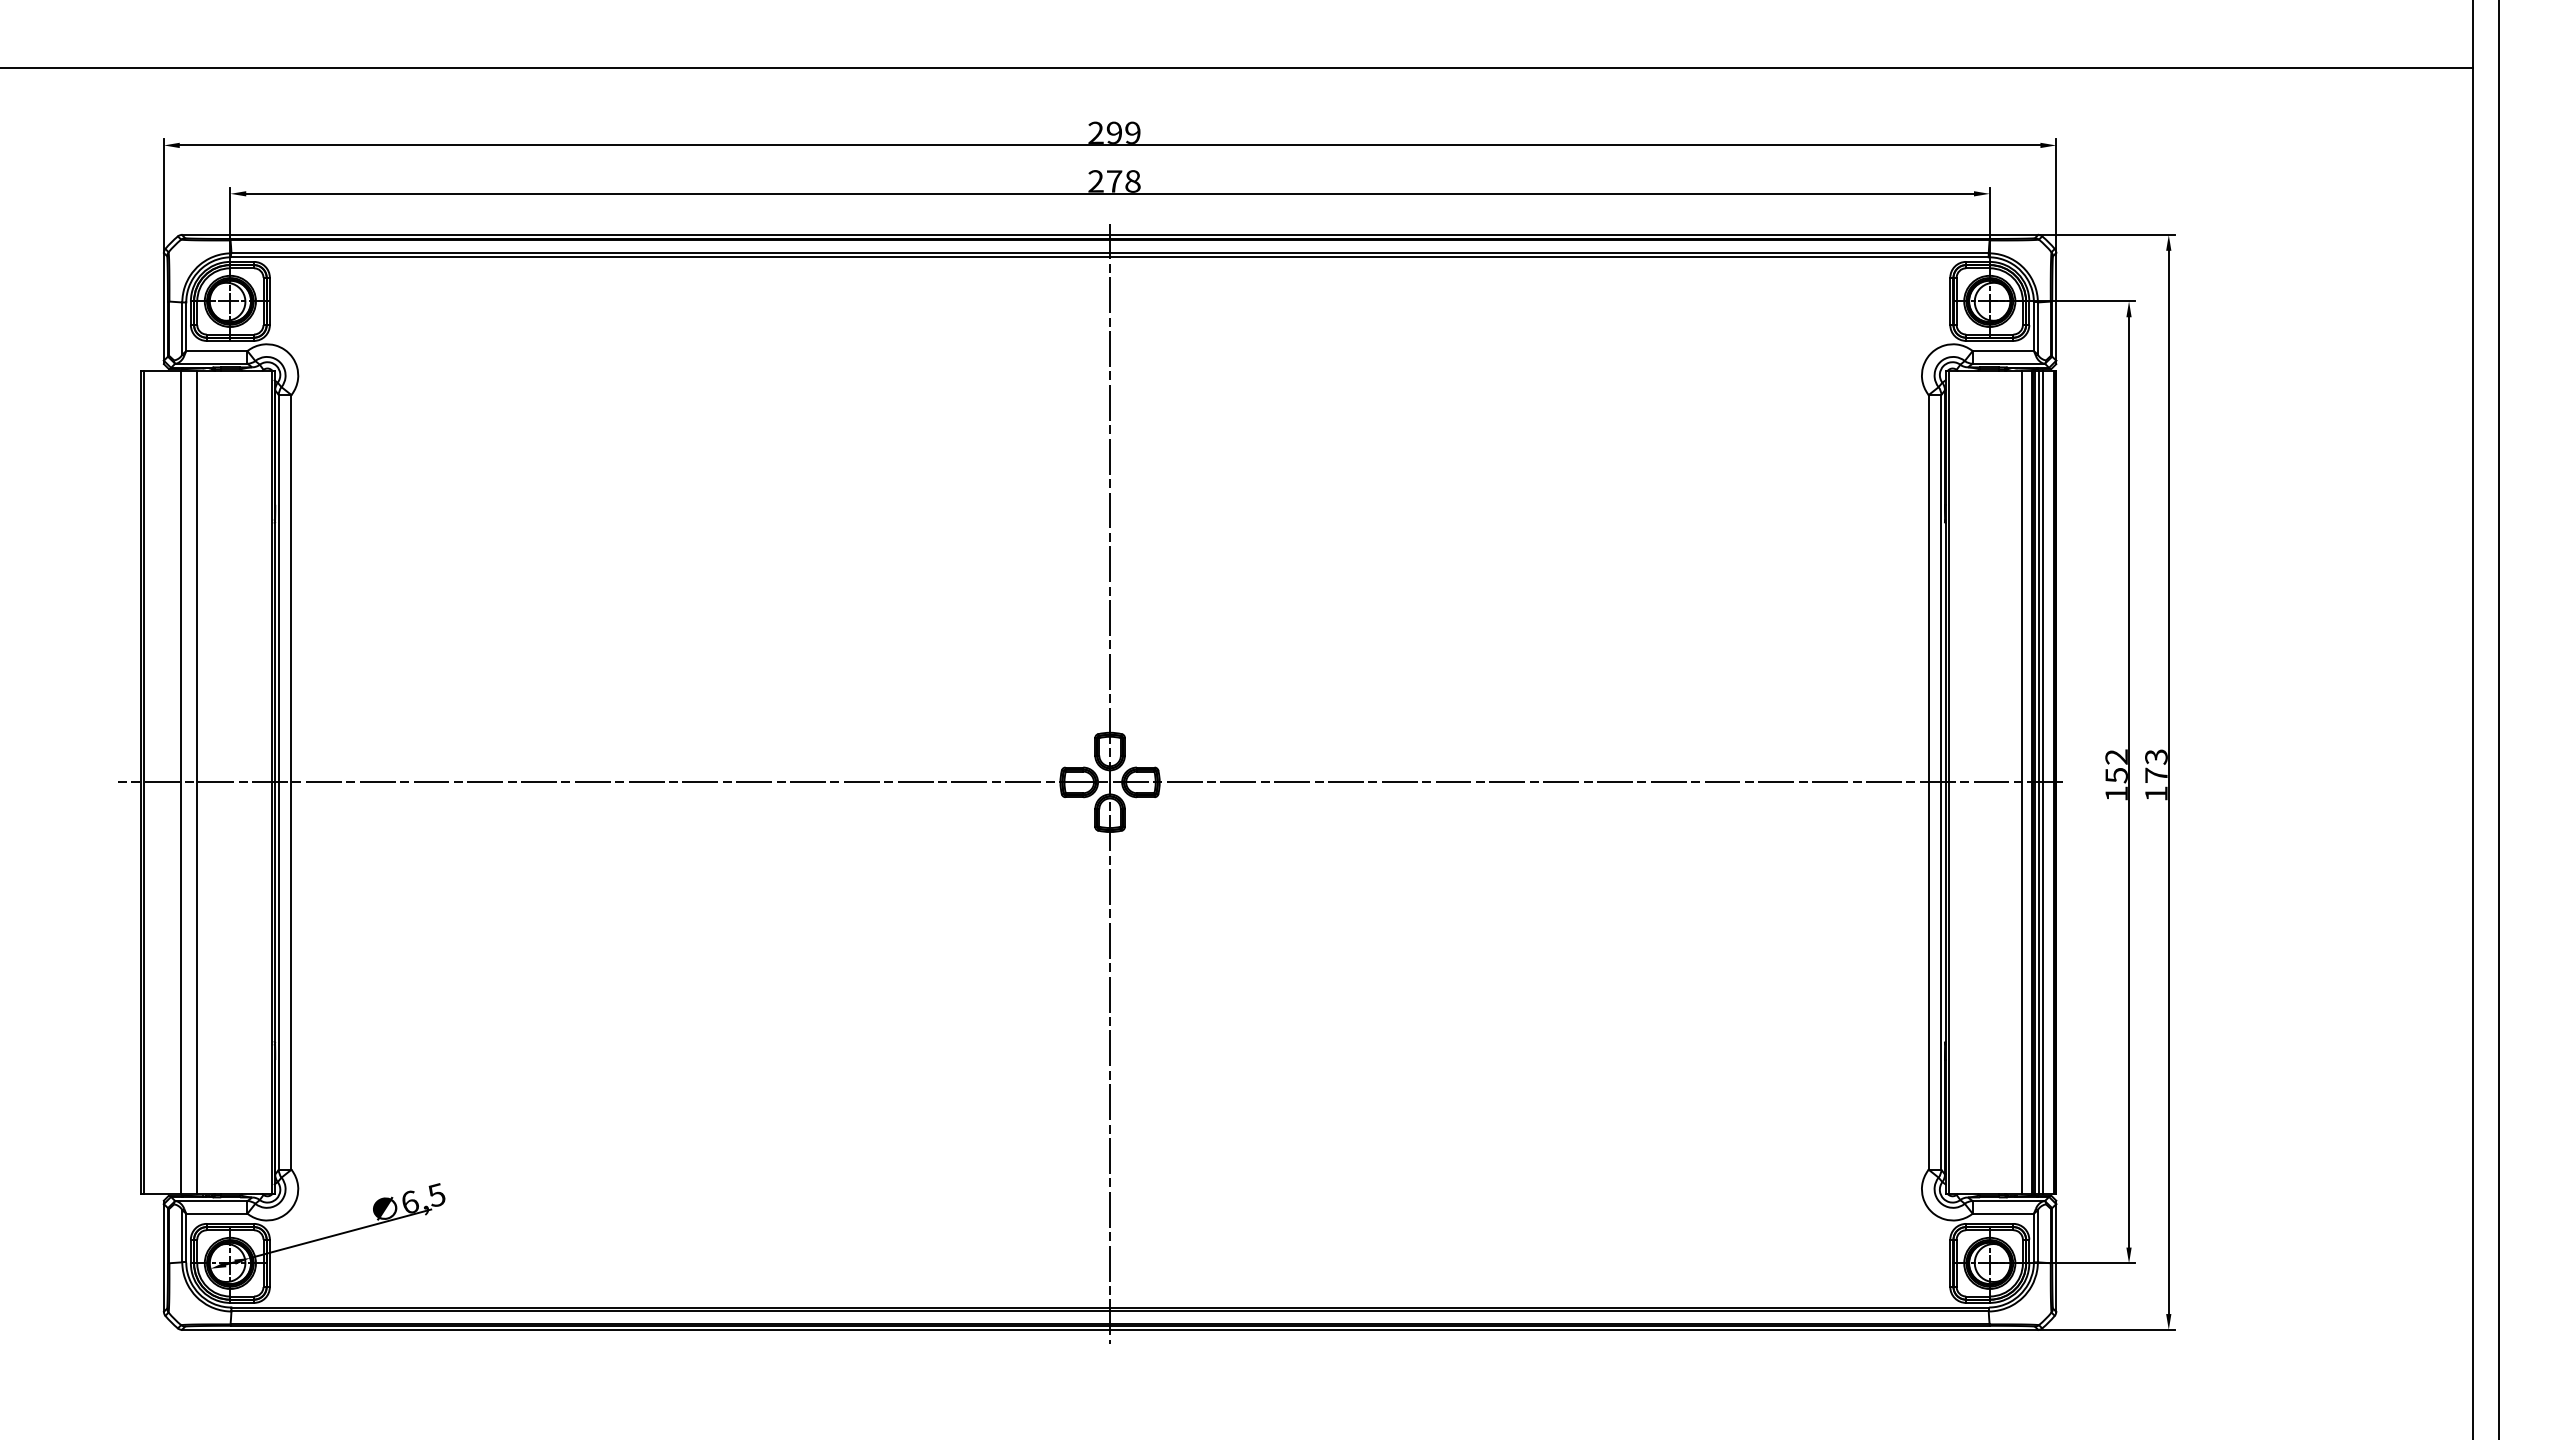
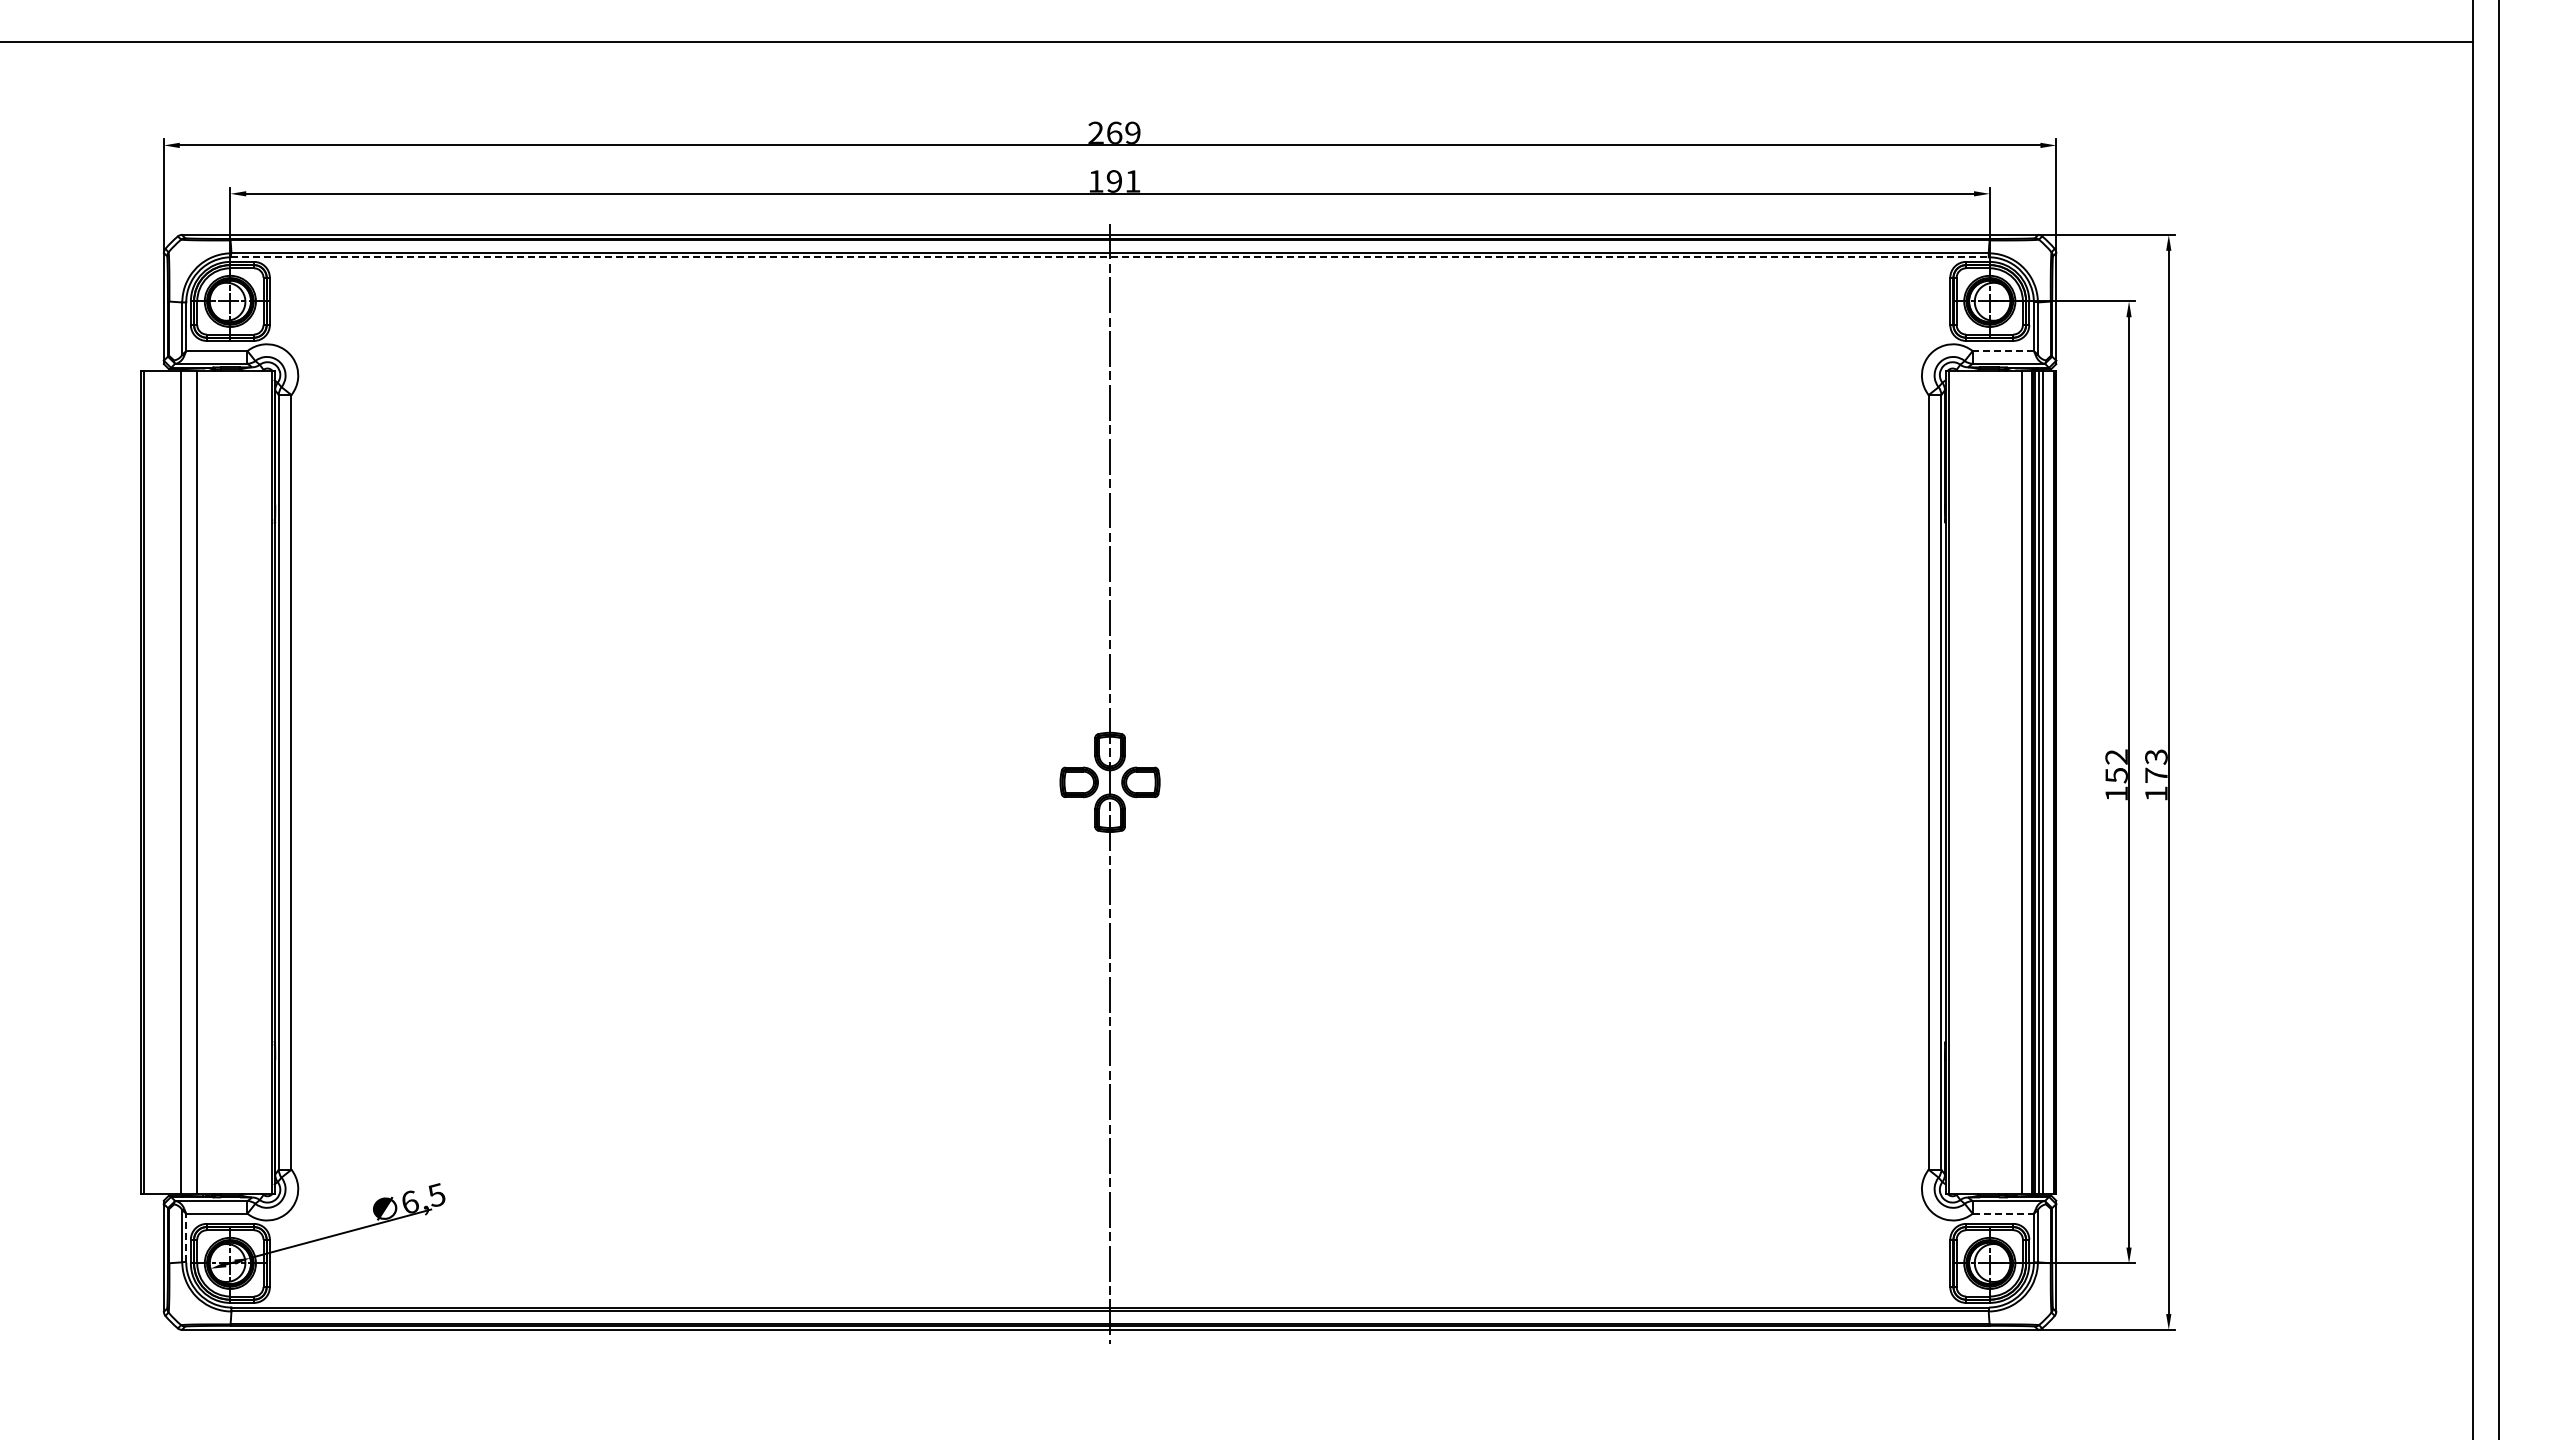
line position: (1237, 67) -> (1237, 41) (1237, 41)
text: 299 -> 269 (1114, 132)
text: 278 -> 191 (1114, 181)
line: solid -> dashed (1110, 257)
line: solid -> dashed (2003, 351)
line: present -> none (1090, 782)
line: solid -> dashed (2003, 1213)
line: solid -> dashed (186, 1237)
